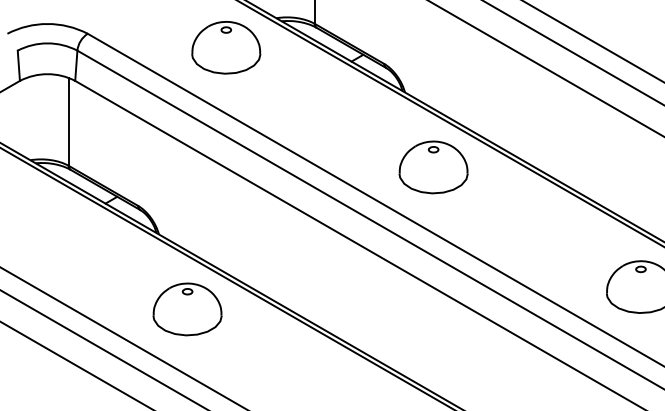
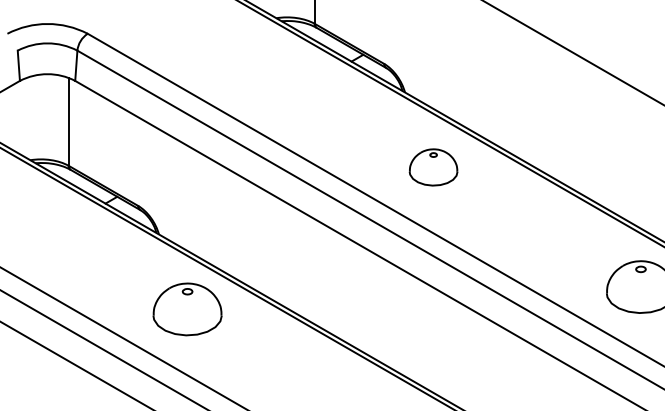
line: present -> none (593, 41)
part: present -> none (226, 47)
line: present -> none (546, 68)
part size: 71x55 px -> 51x39 px (433, 167)
